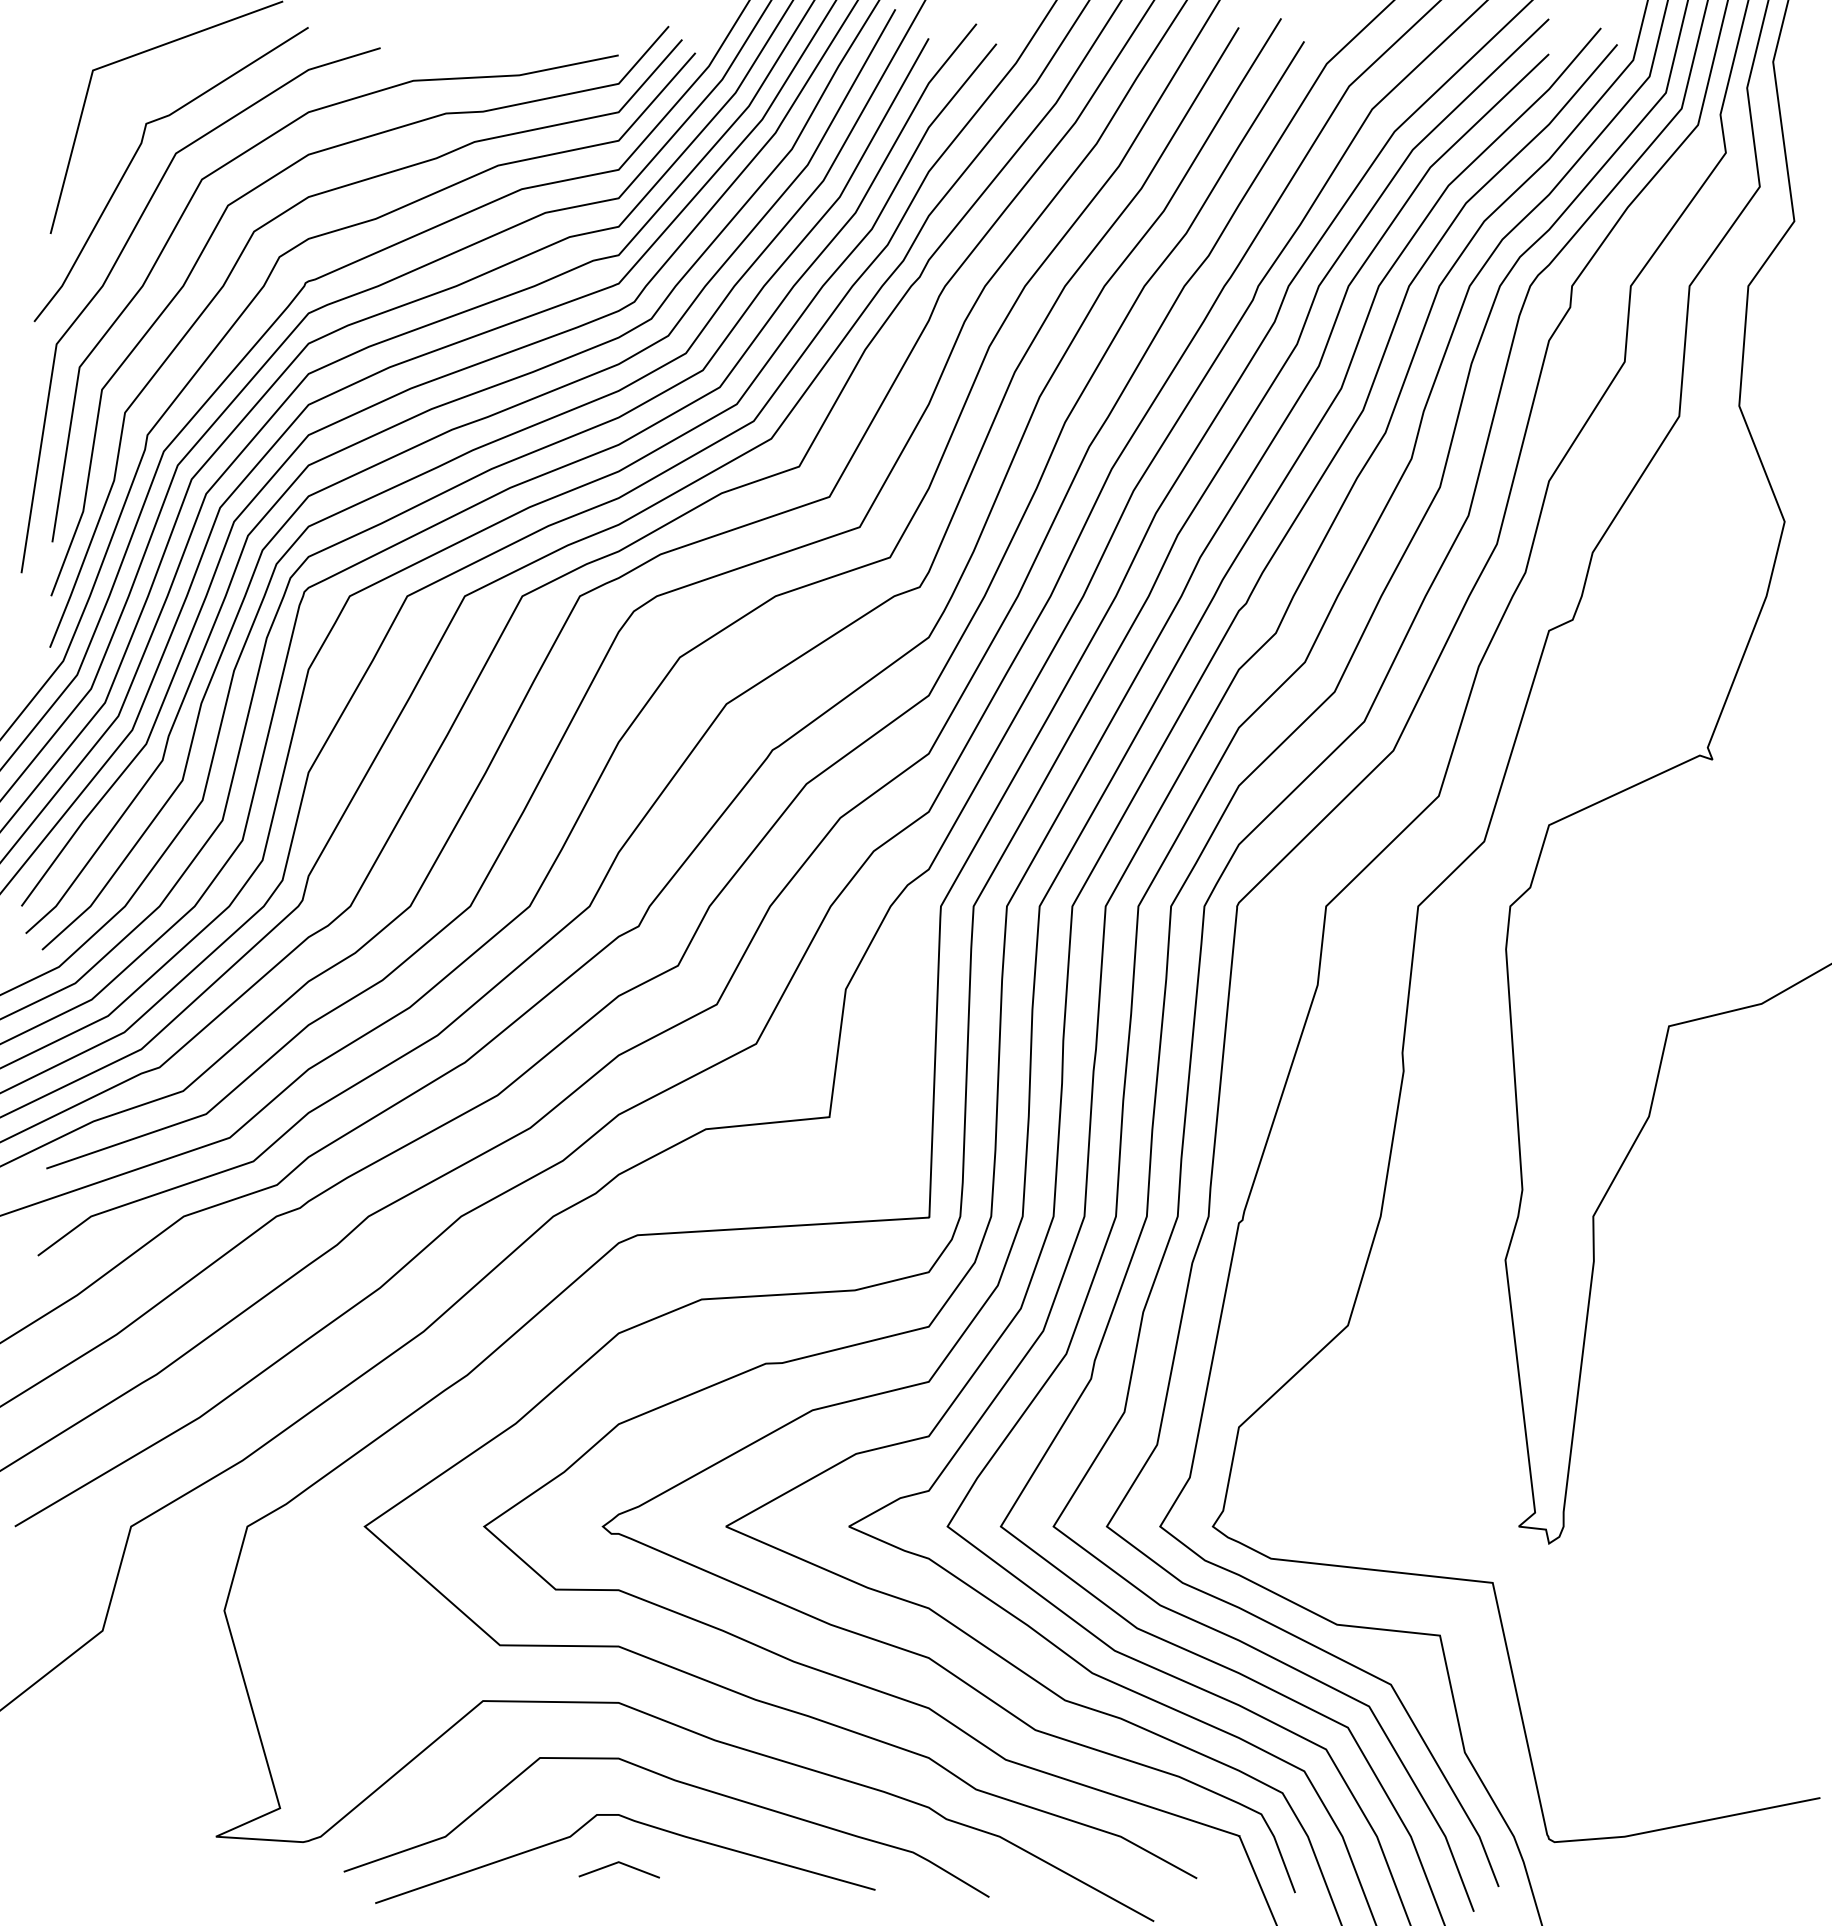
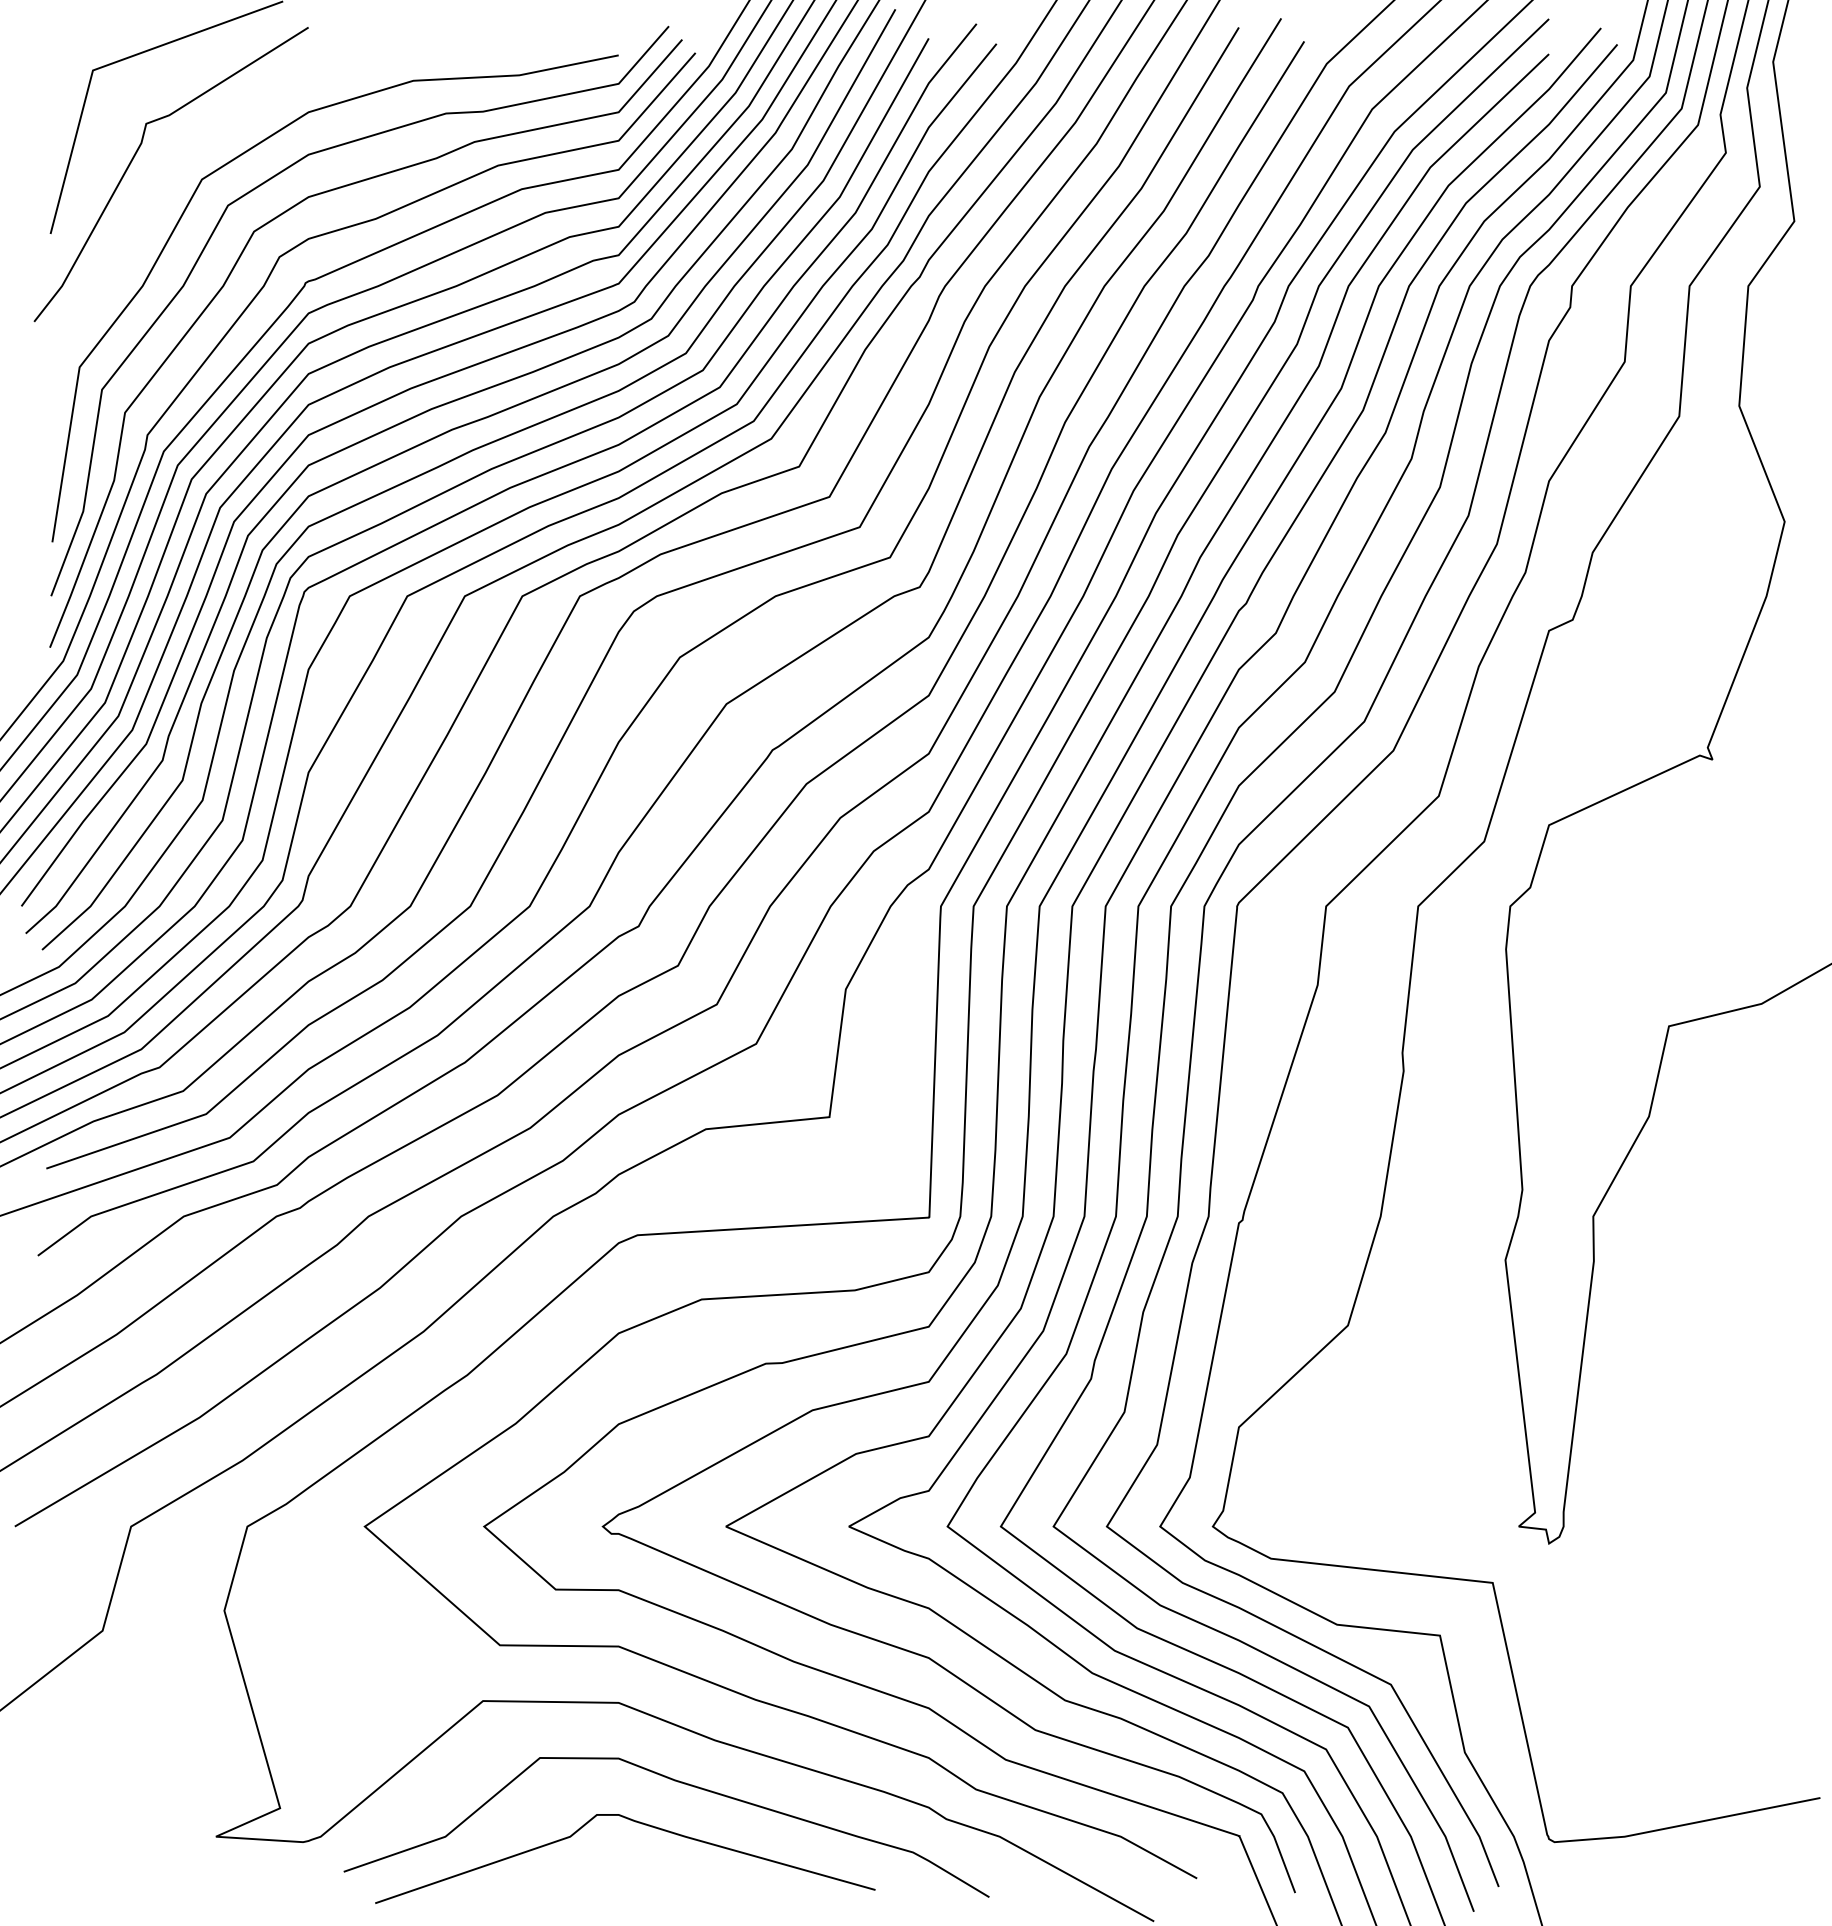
curve: present -> none (115, 265)
line: present -> none (615, 1864)
